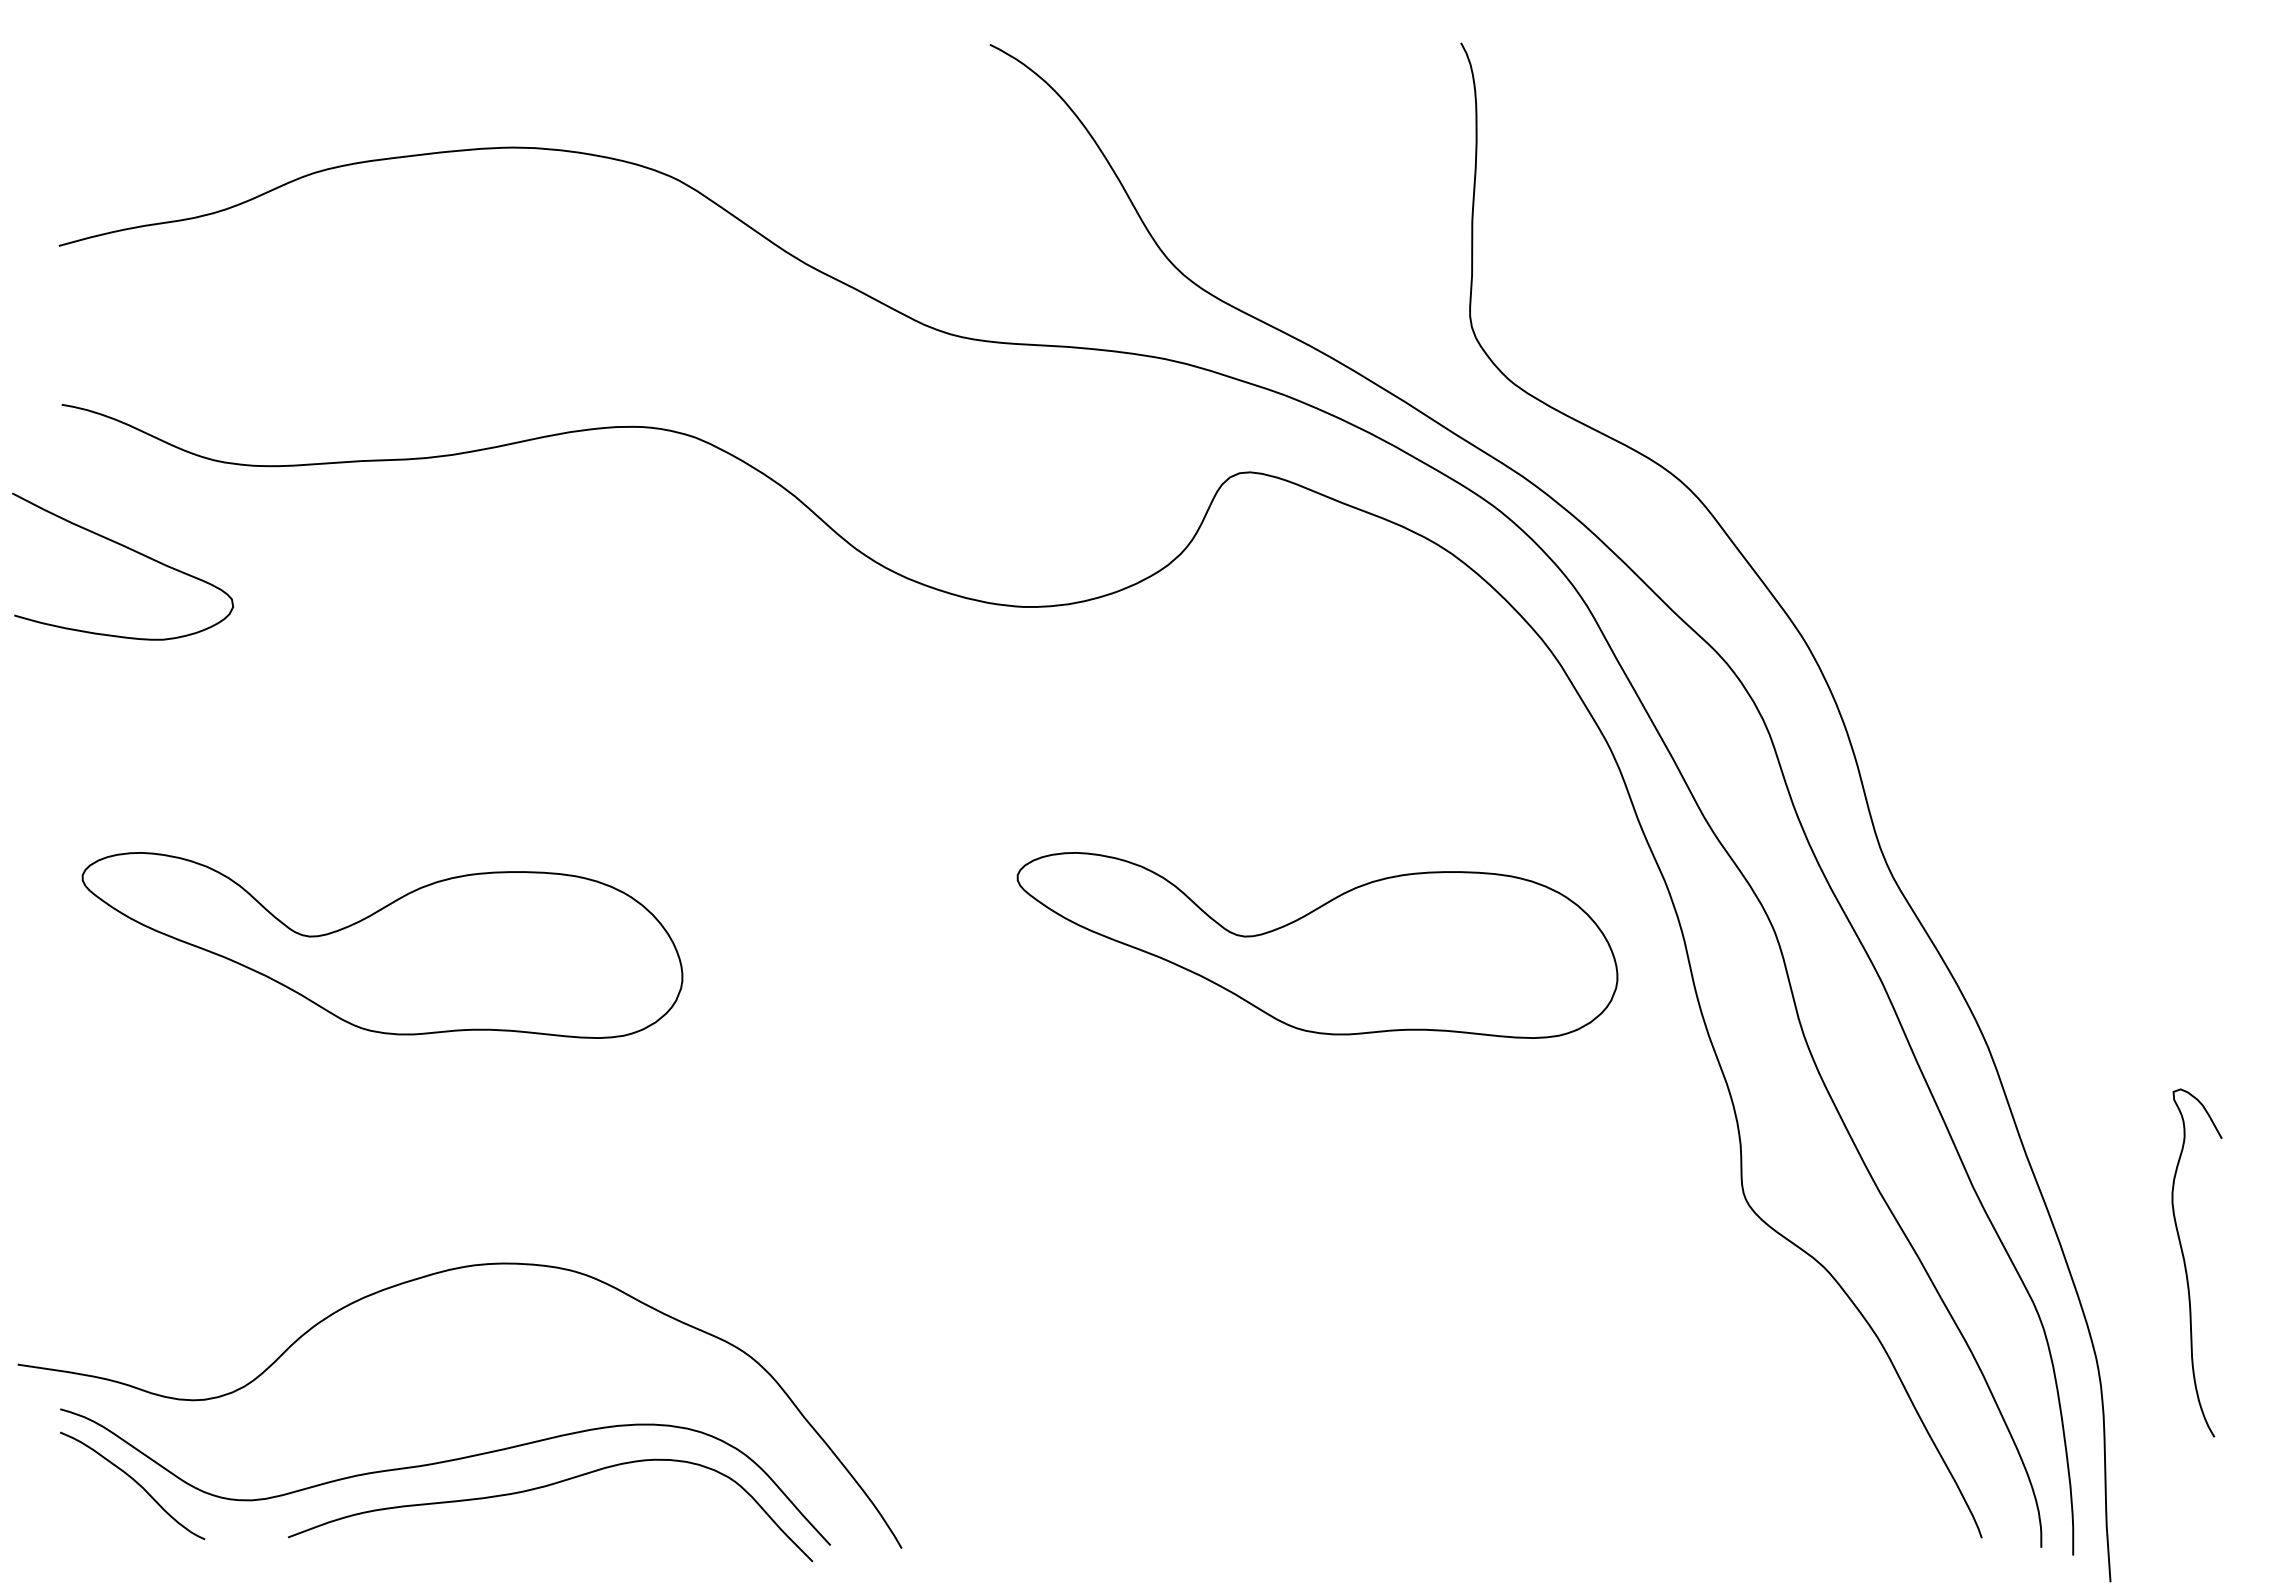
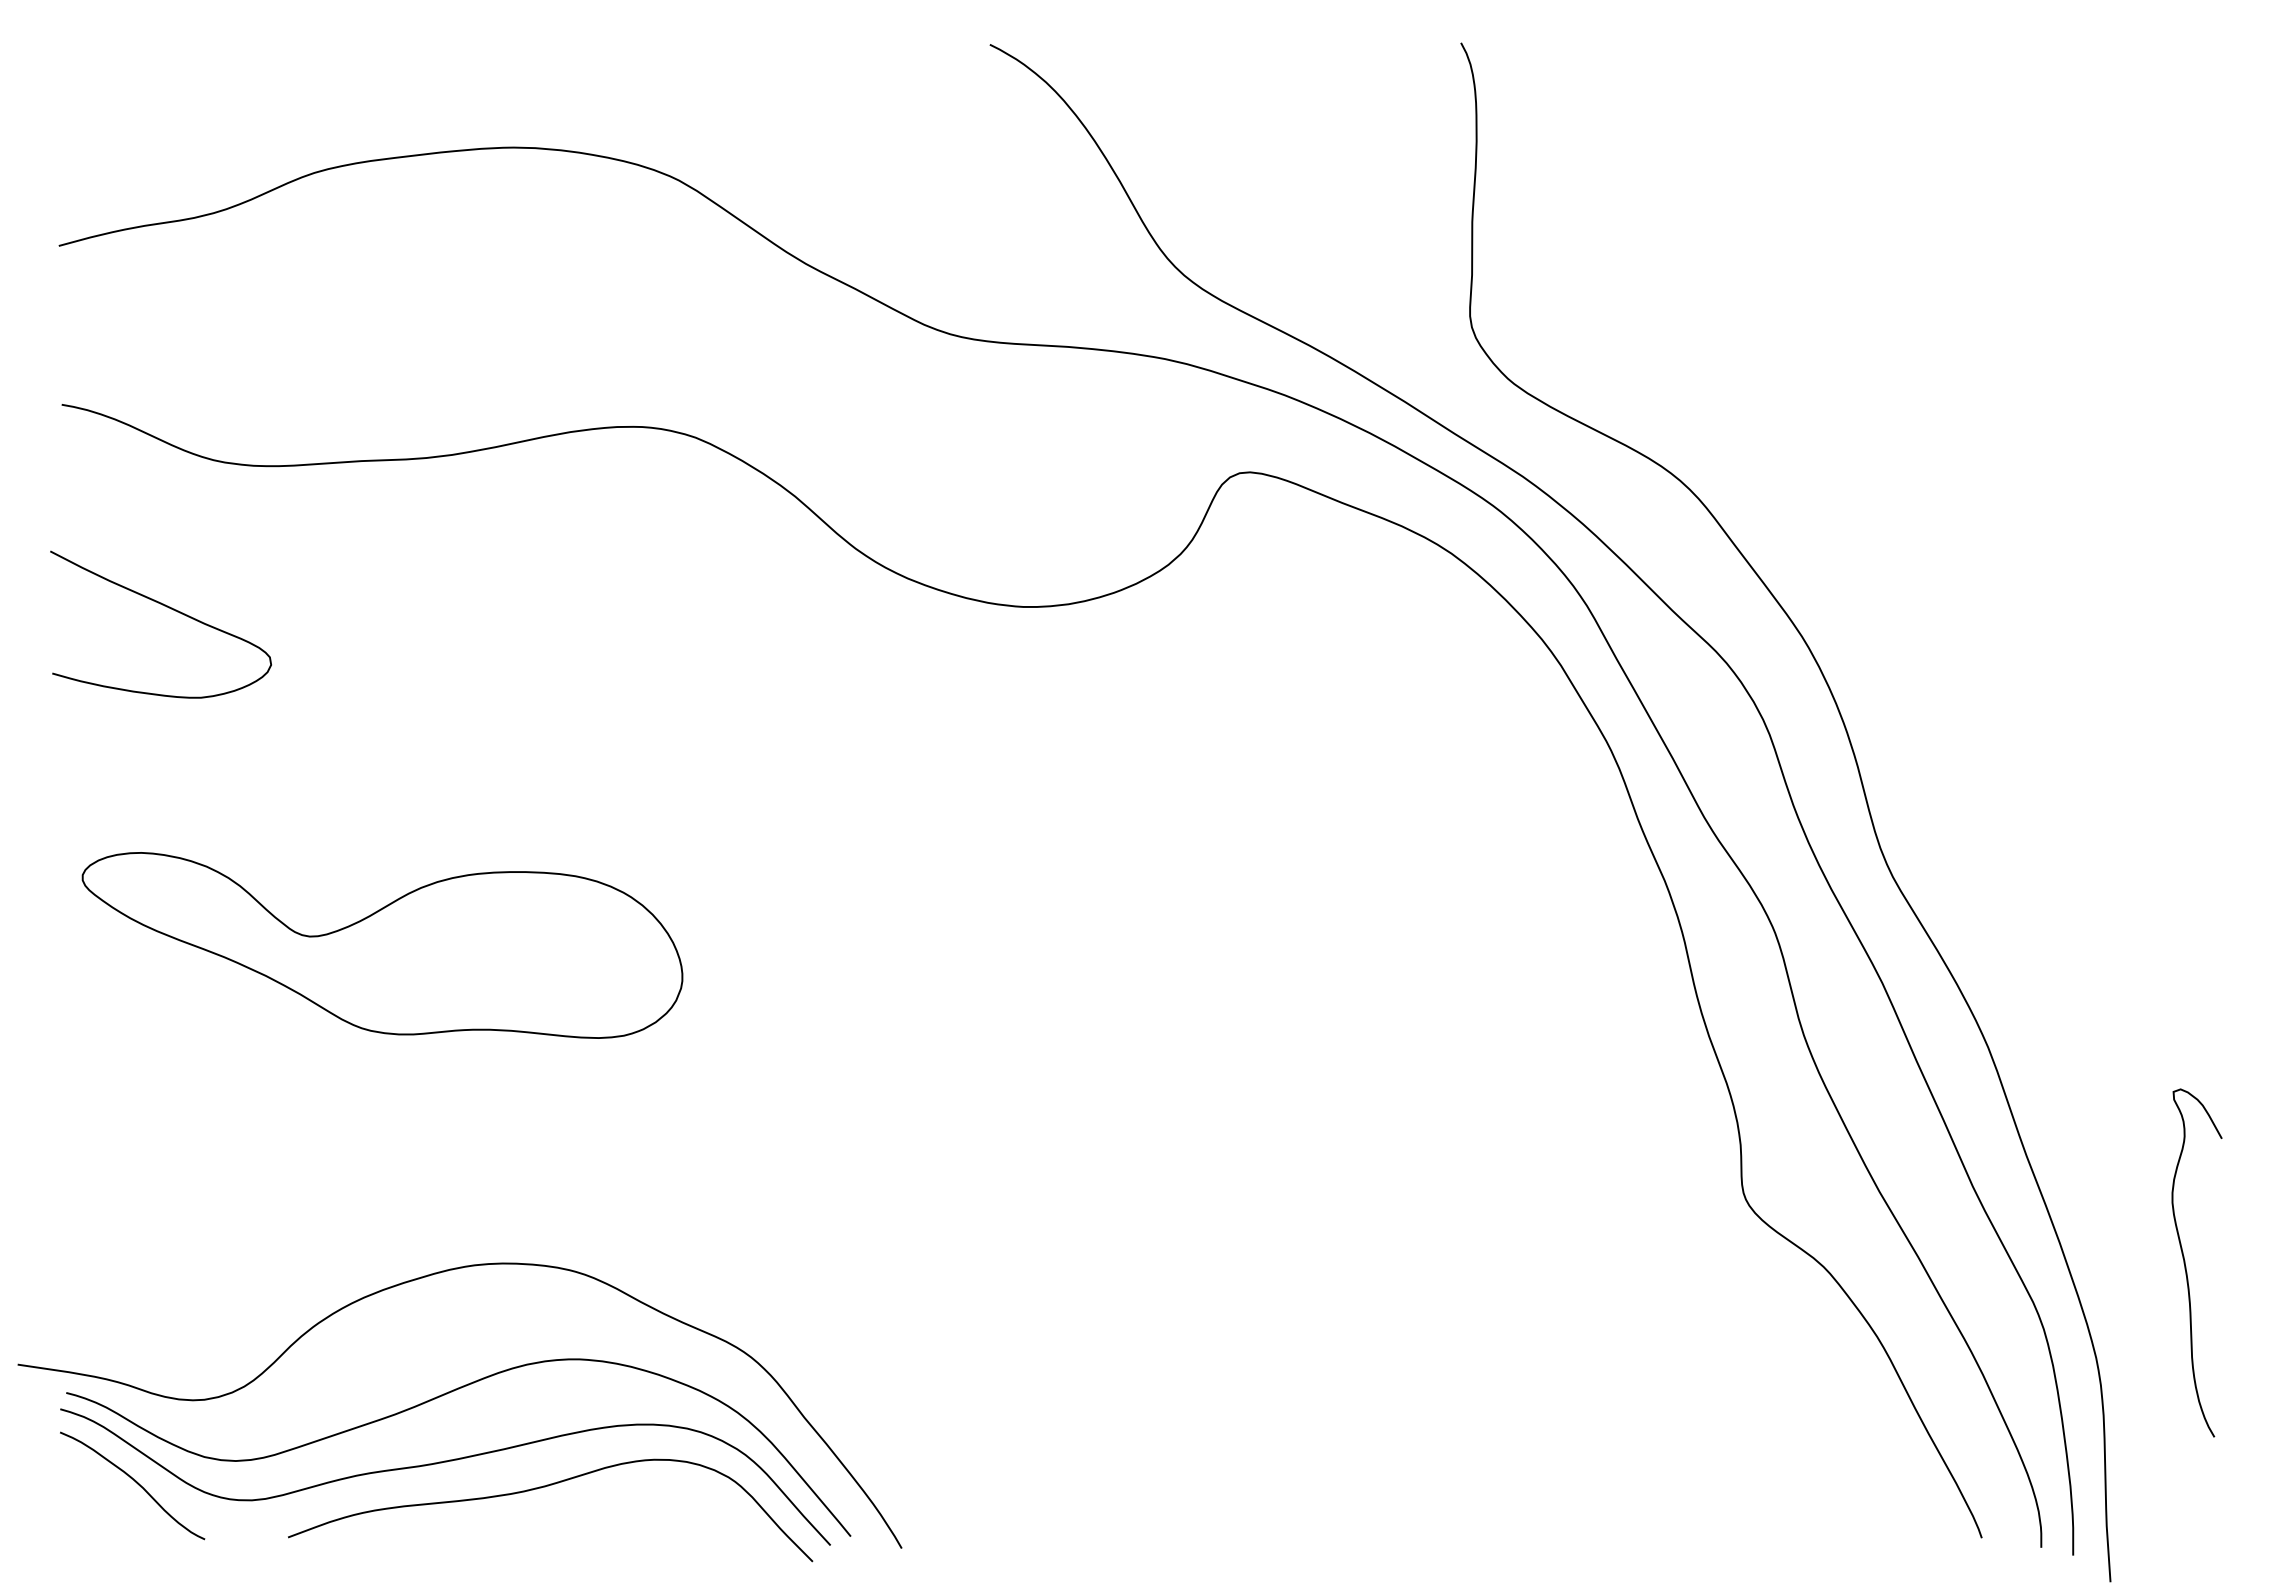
curve position: (130, 550) -> (168, 608) (168, 608)
part: present -> none (1317, 945)
curve: none -> present (435, 1399)
